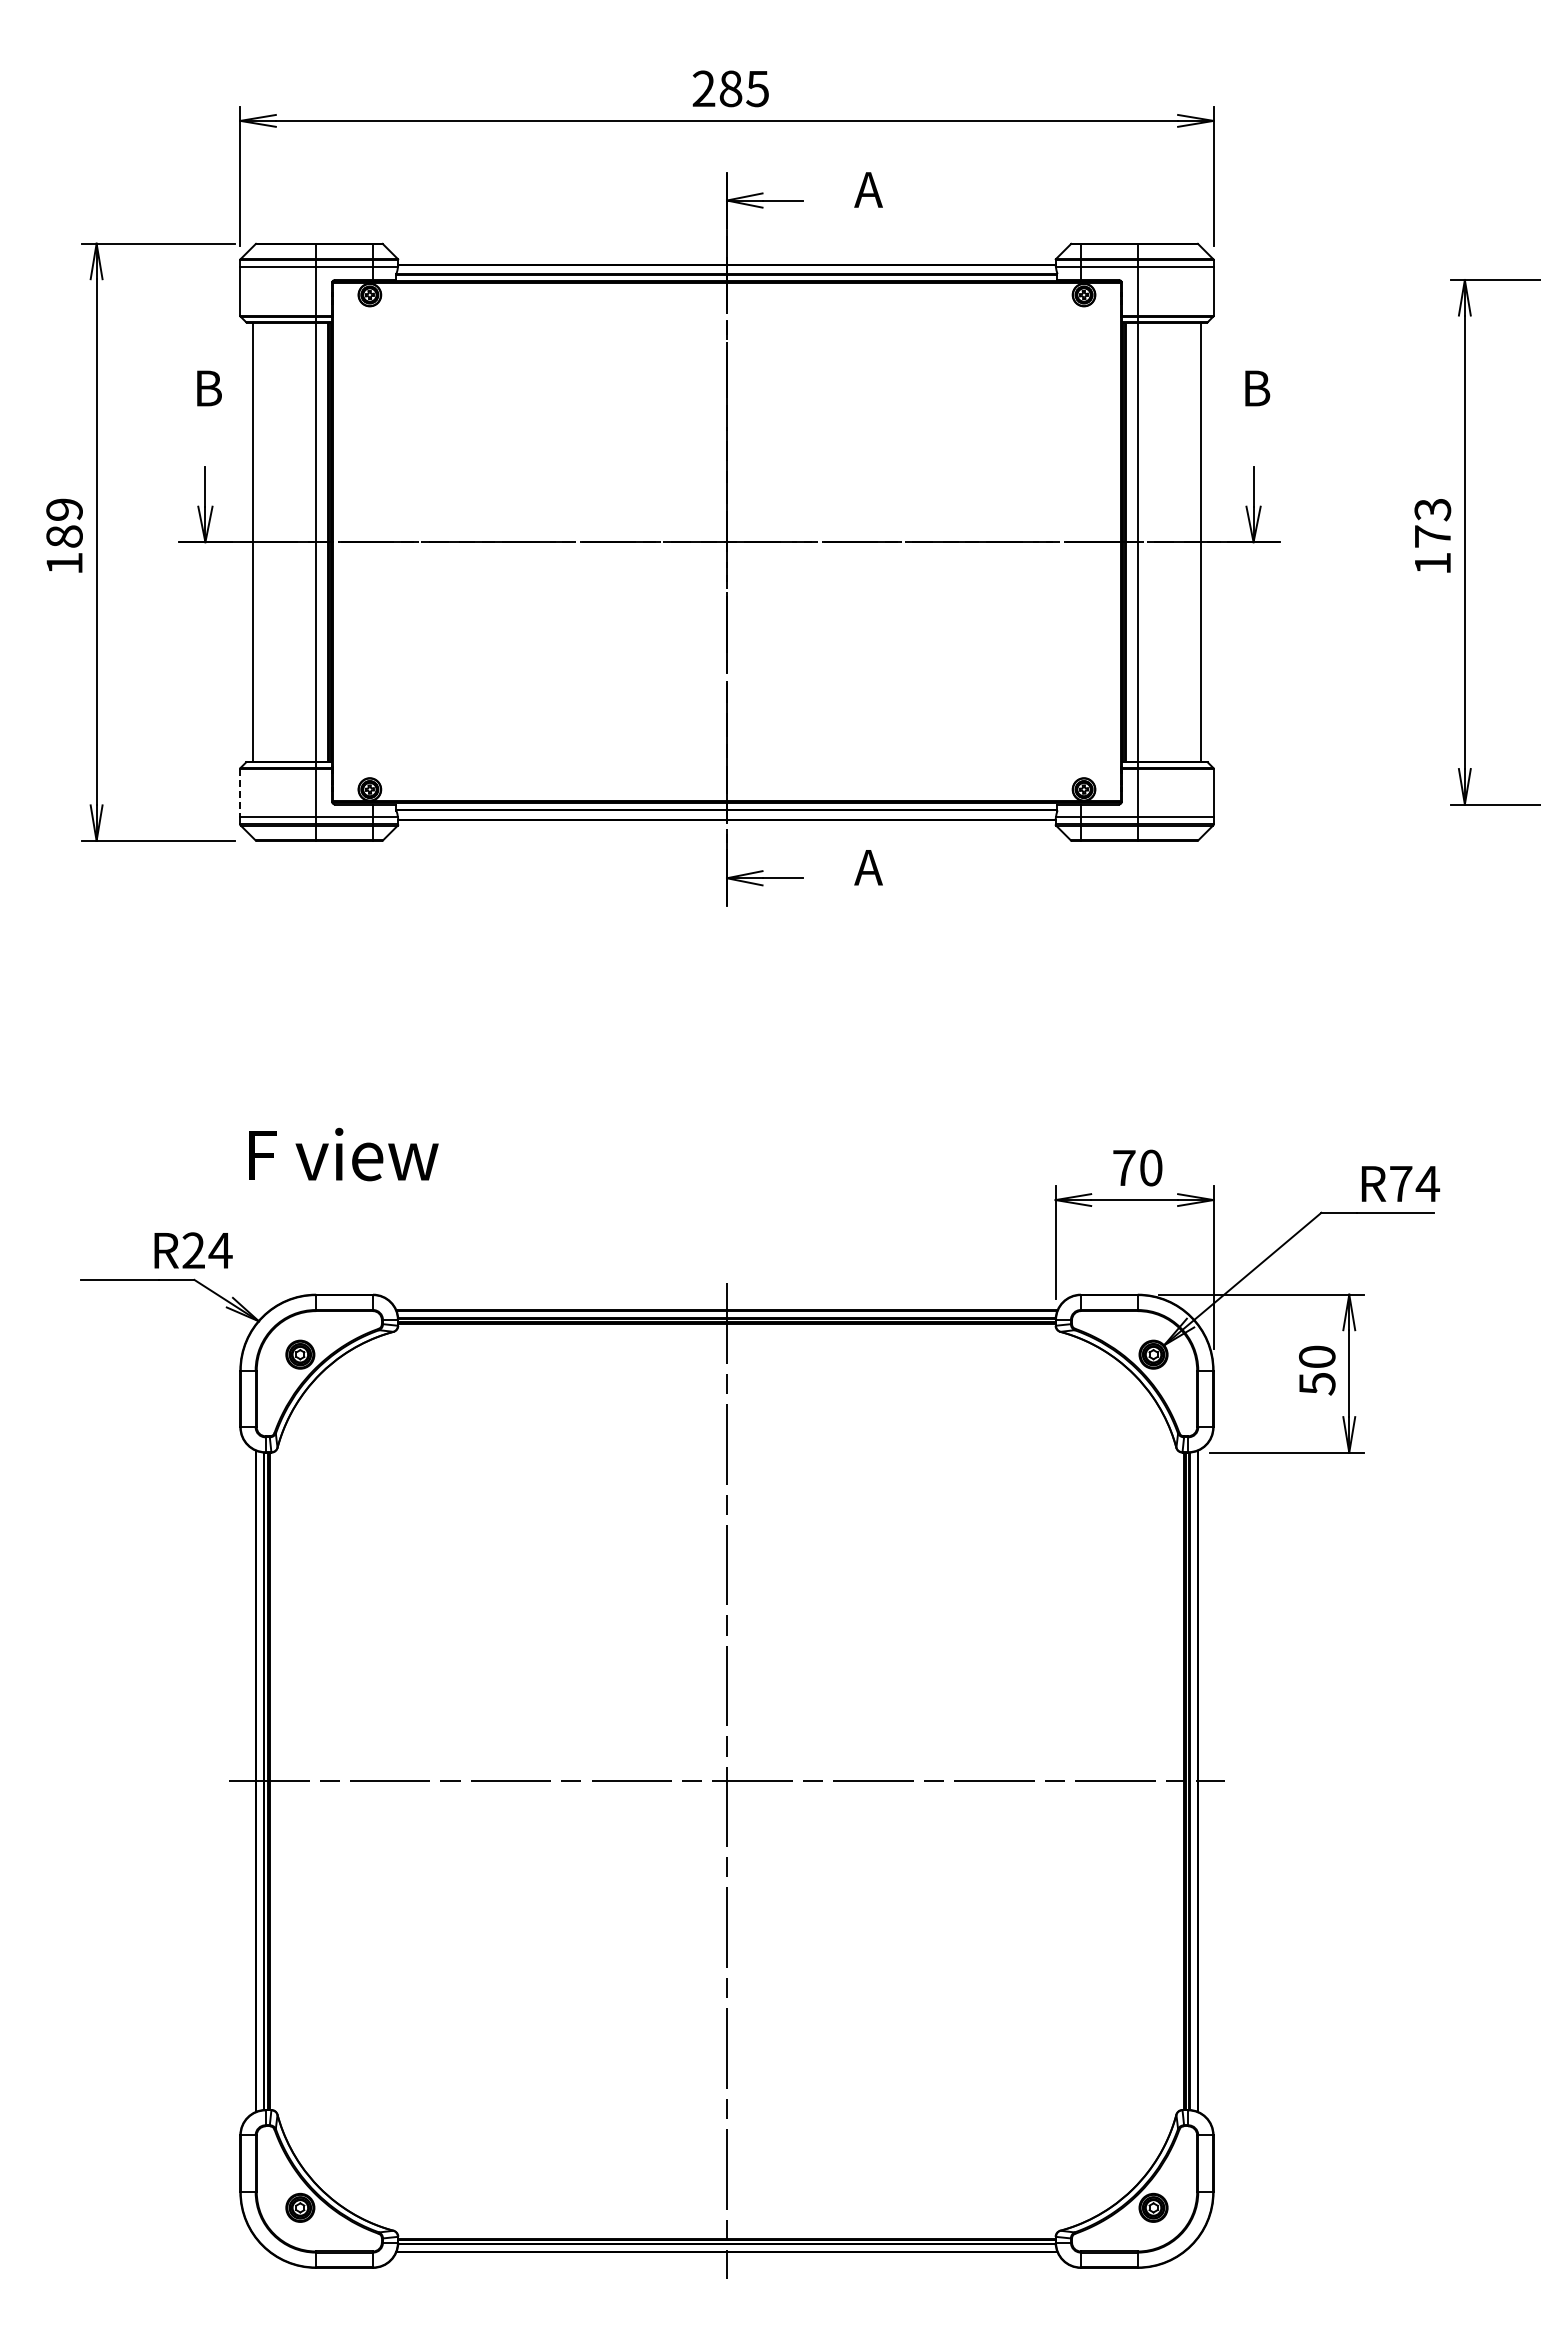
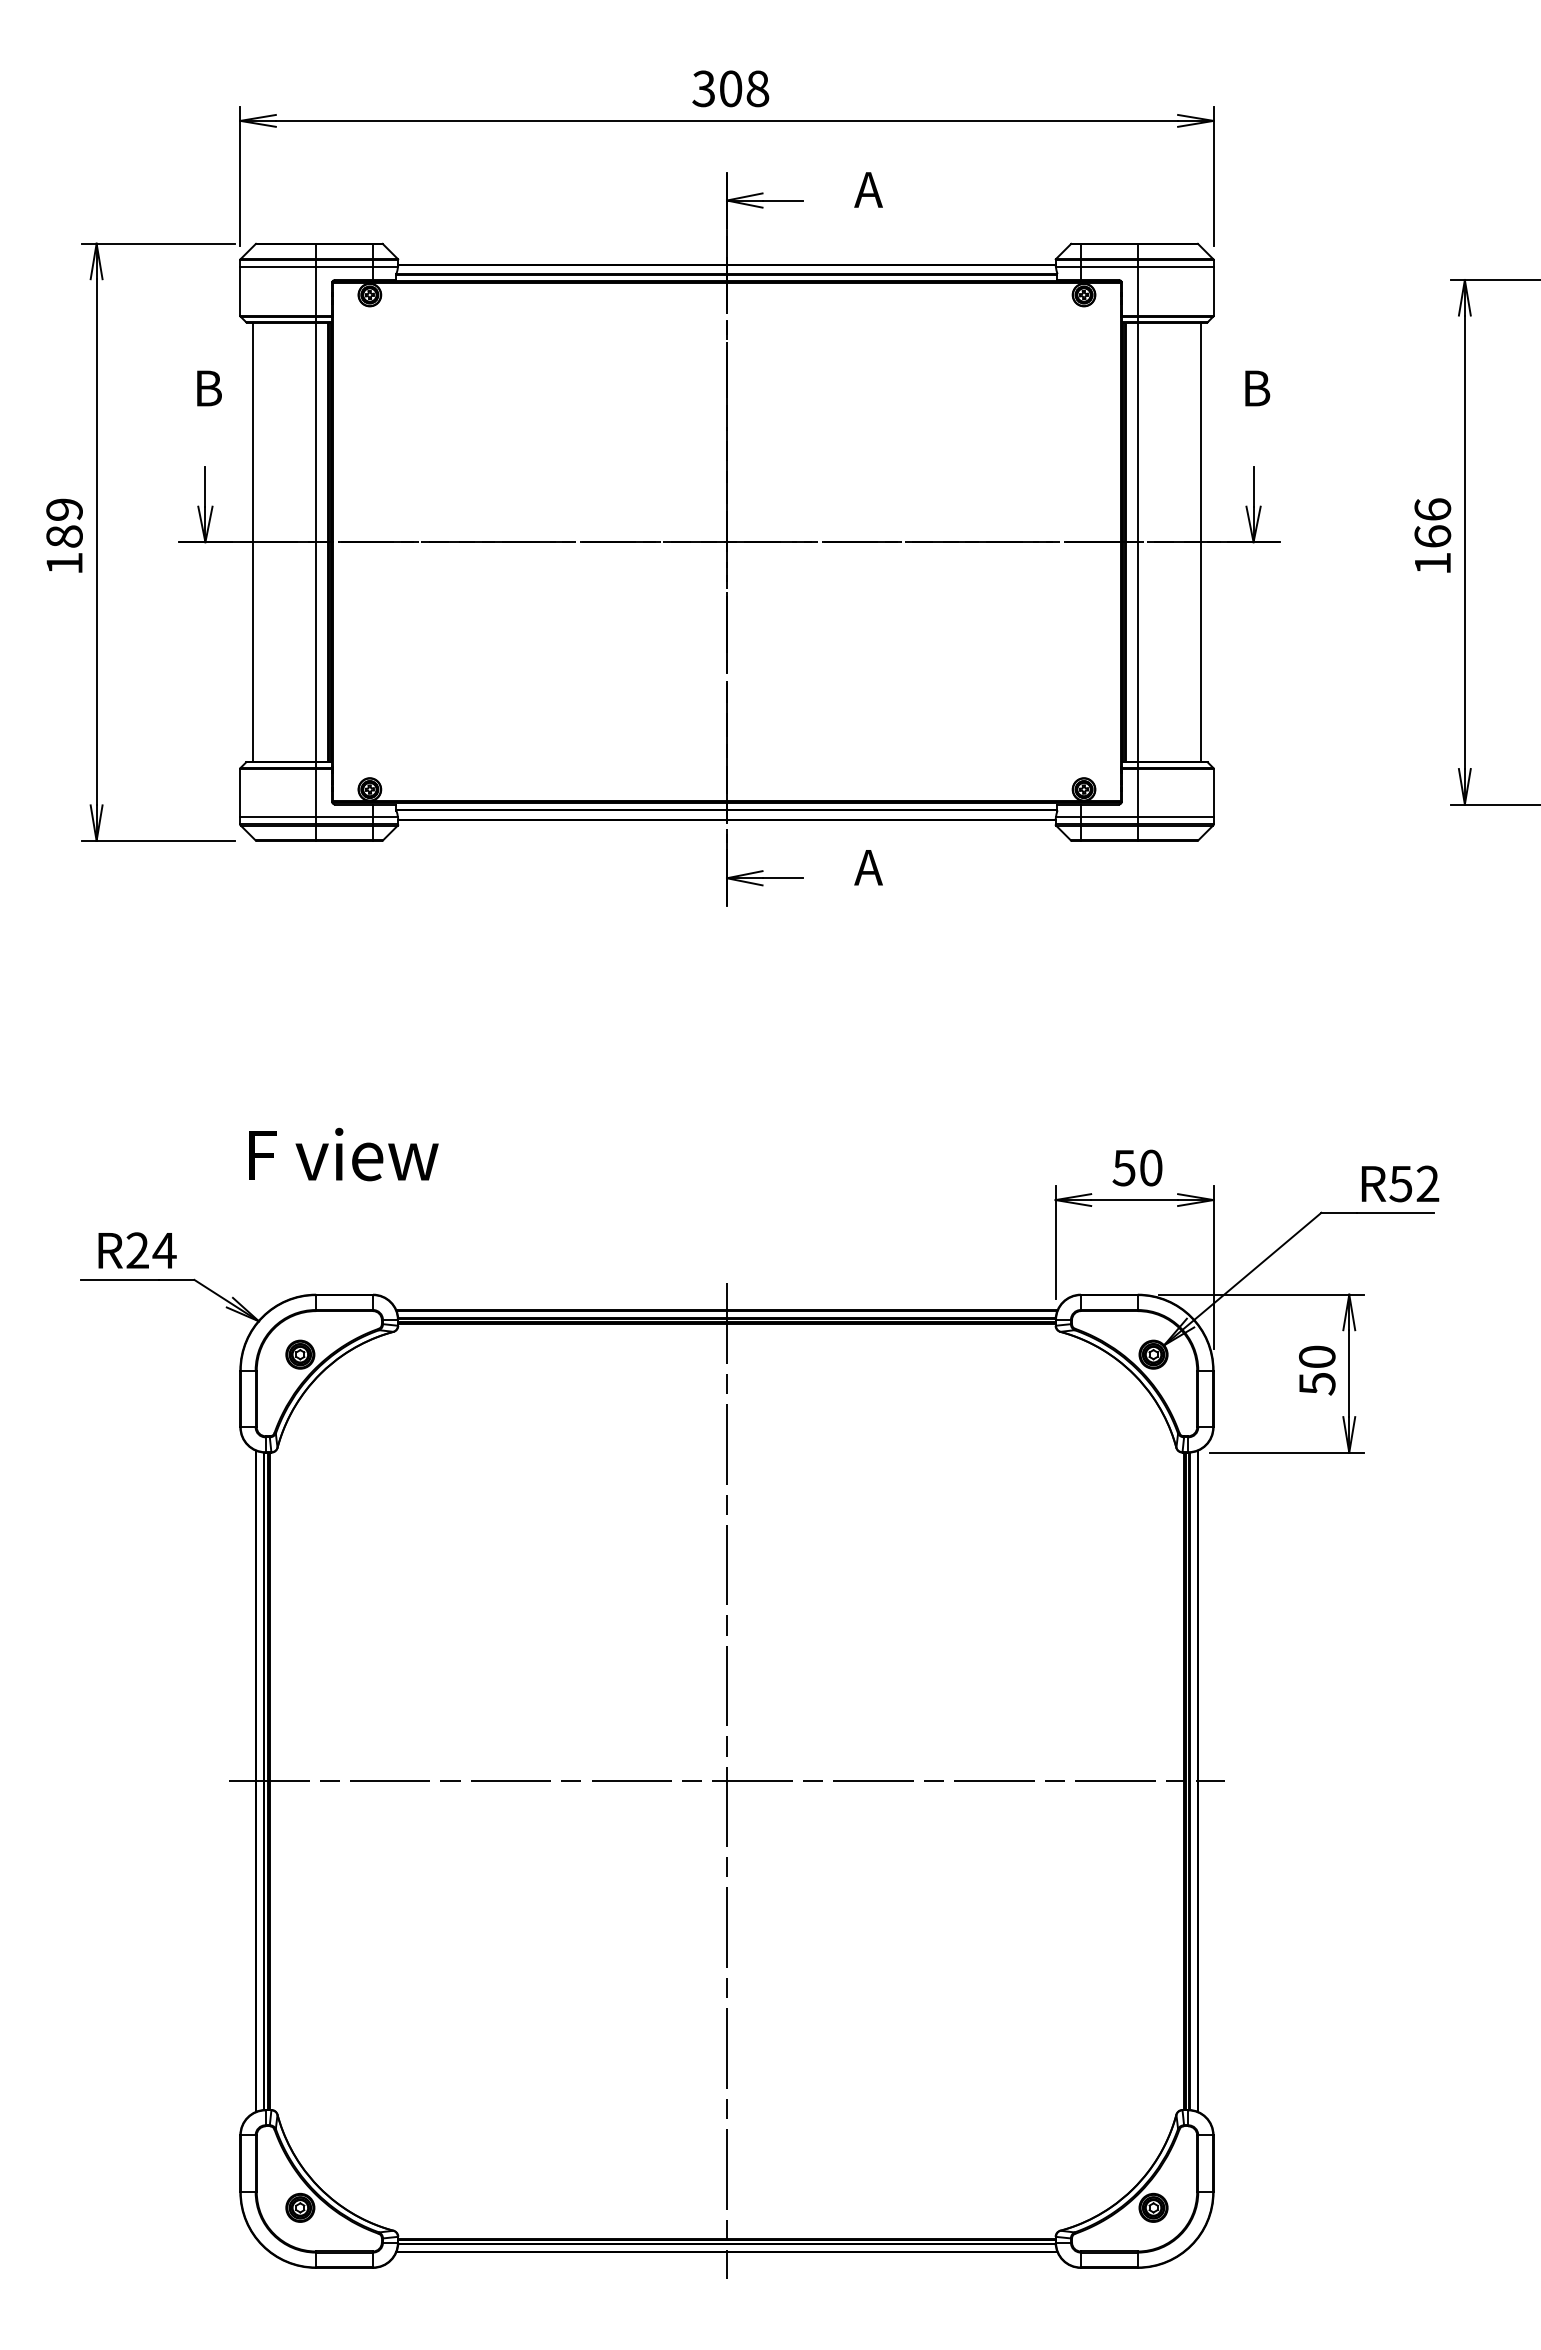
text: 285 -> 308 (730, 88)
text: 173 -> 166 (1432, 522)
line: dashed -> solid (240, 793)
text: 70 -> 50 (1123, 1168)
text: R74 -> R52 (1414, 1183)
text position: (193, 1250) -> (137, 1250) (137, 1250)
